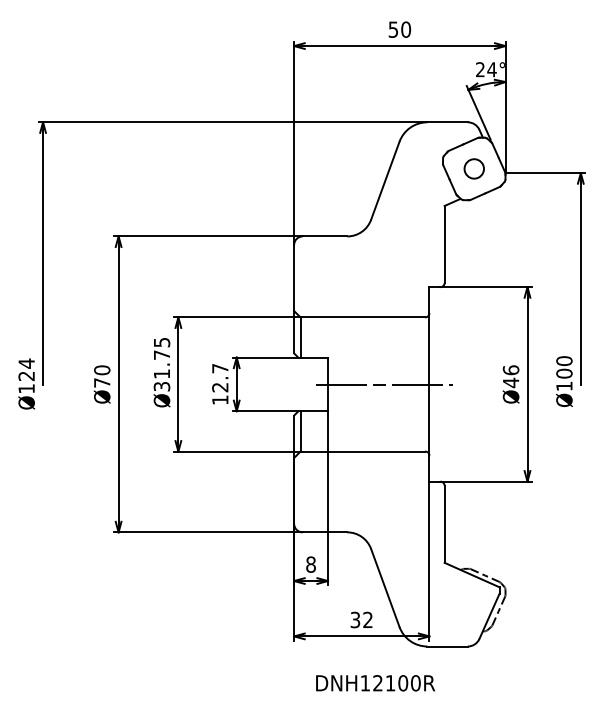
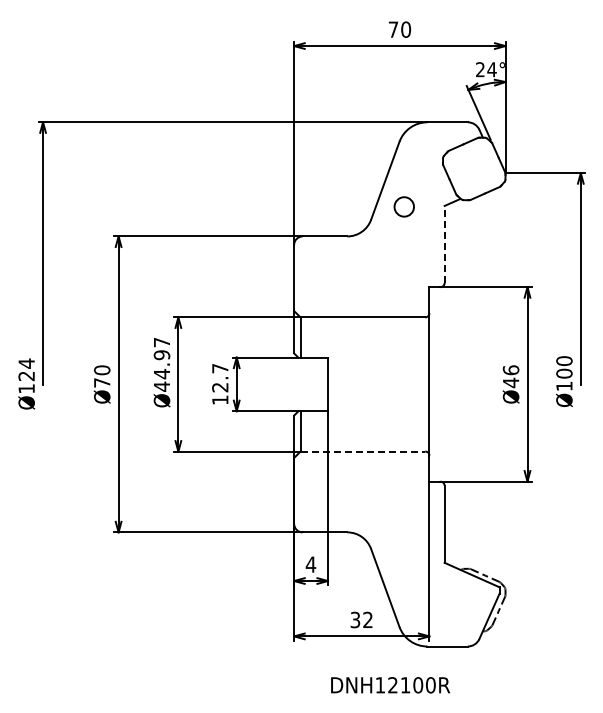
text: 50 -> 70 (393, 29)
circle position: (473, 168) -> (403, 206) (403, 206)
line: solid -> dashed (444, 243)
text: Ø31.75 -> Ø44.97 (161, 364)
line: present -> none (384, 384)
line: solid -> dashed (363, 451)
text: 8 -> 4 (310, 564)
text position: (375, 683) -> (390, 685) (390, 685)
